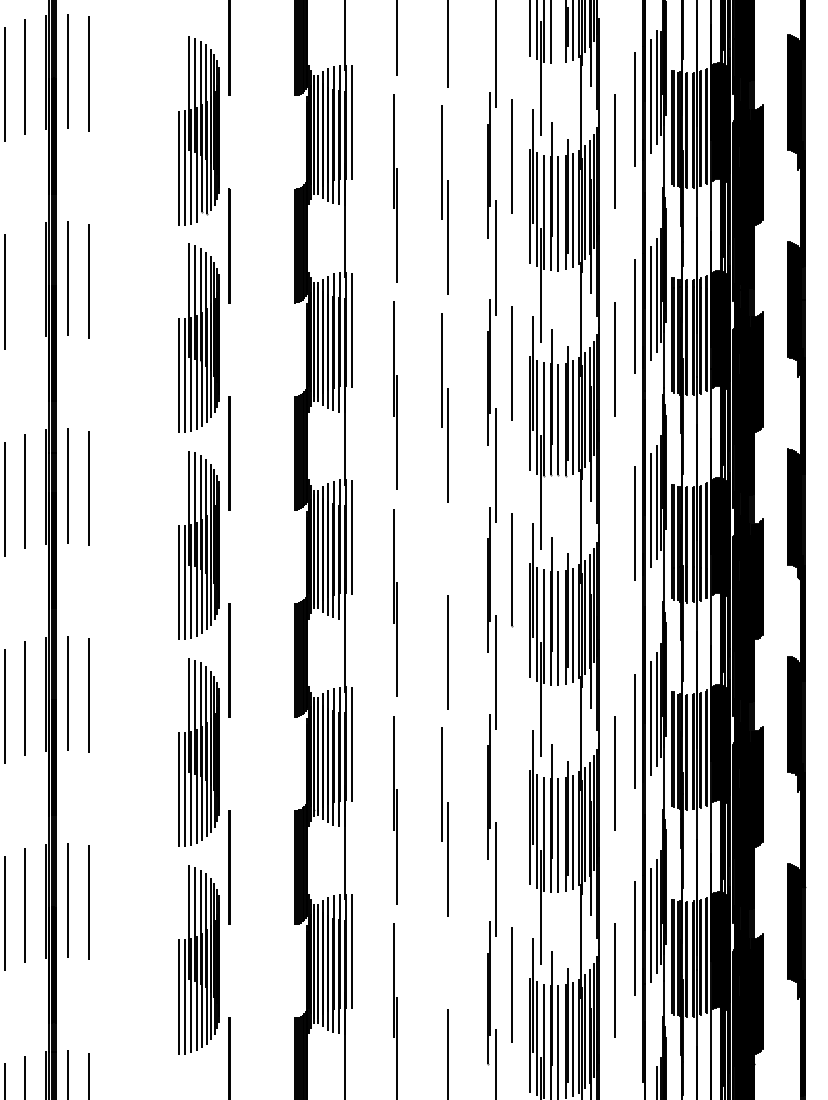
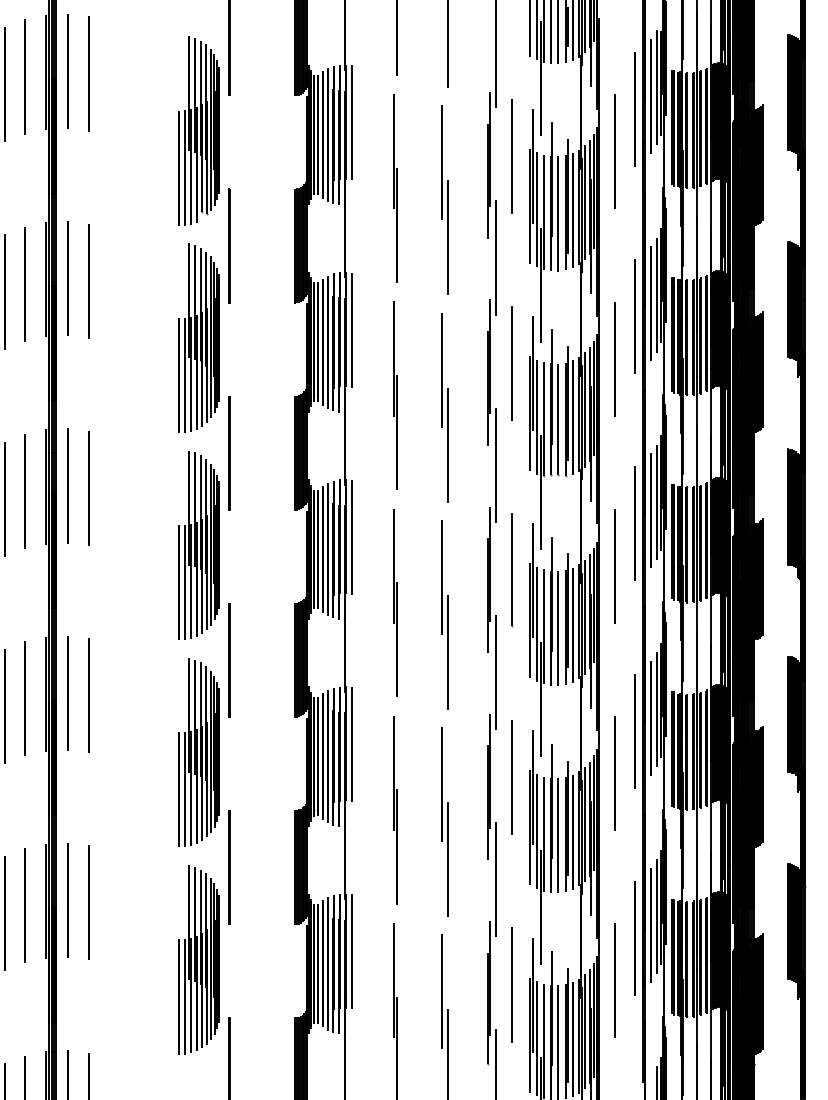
line: none -> present (558, 33)
line: none -> present (24, 284)
line: none -> present (615, 565)
line: none -> present (442, 576)
line: none -> present (512, 777)
line: none -> present (442, 991)
